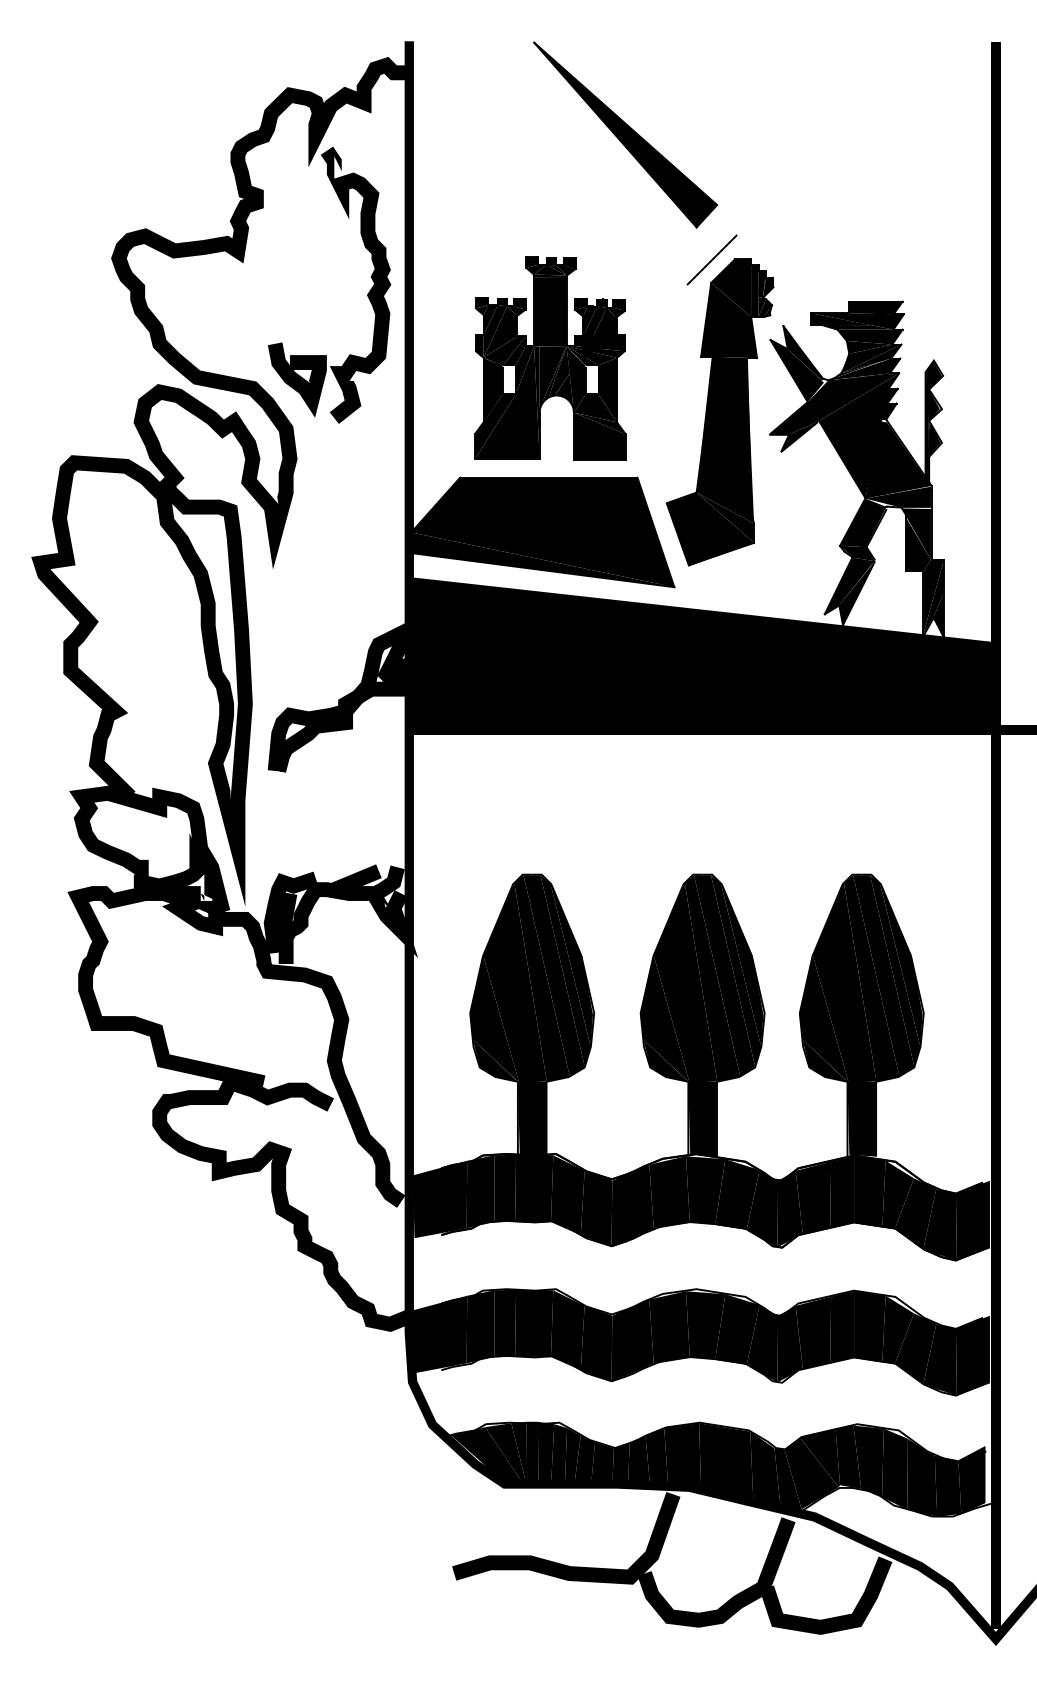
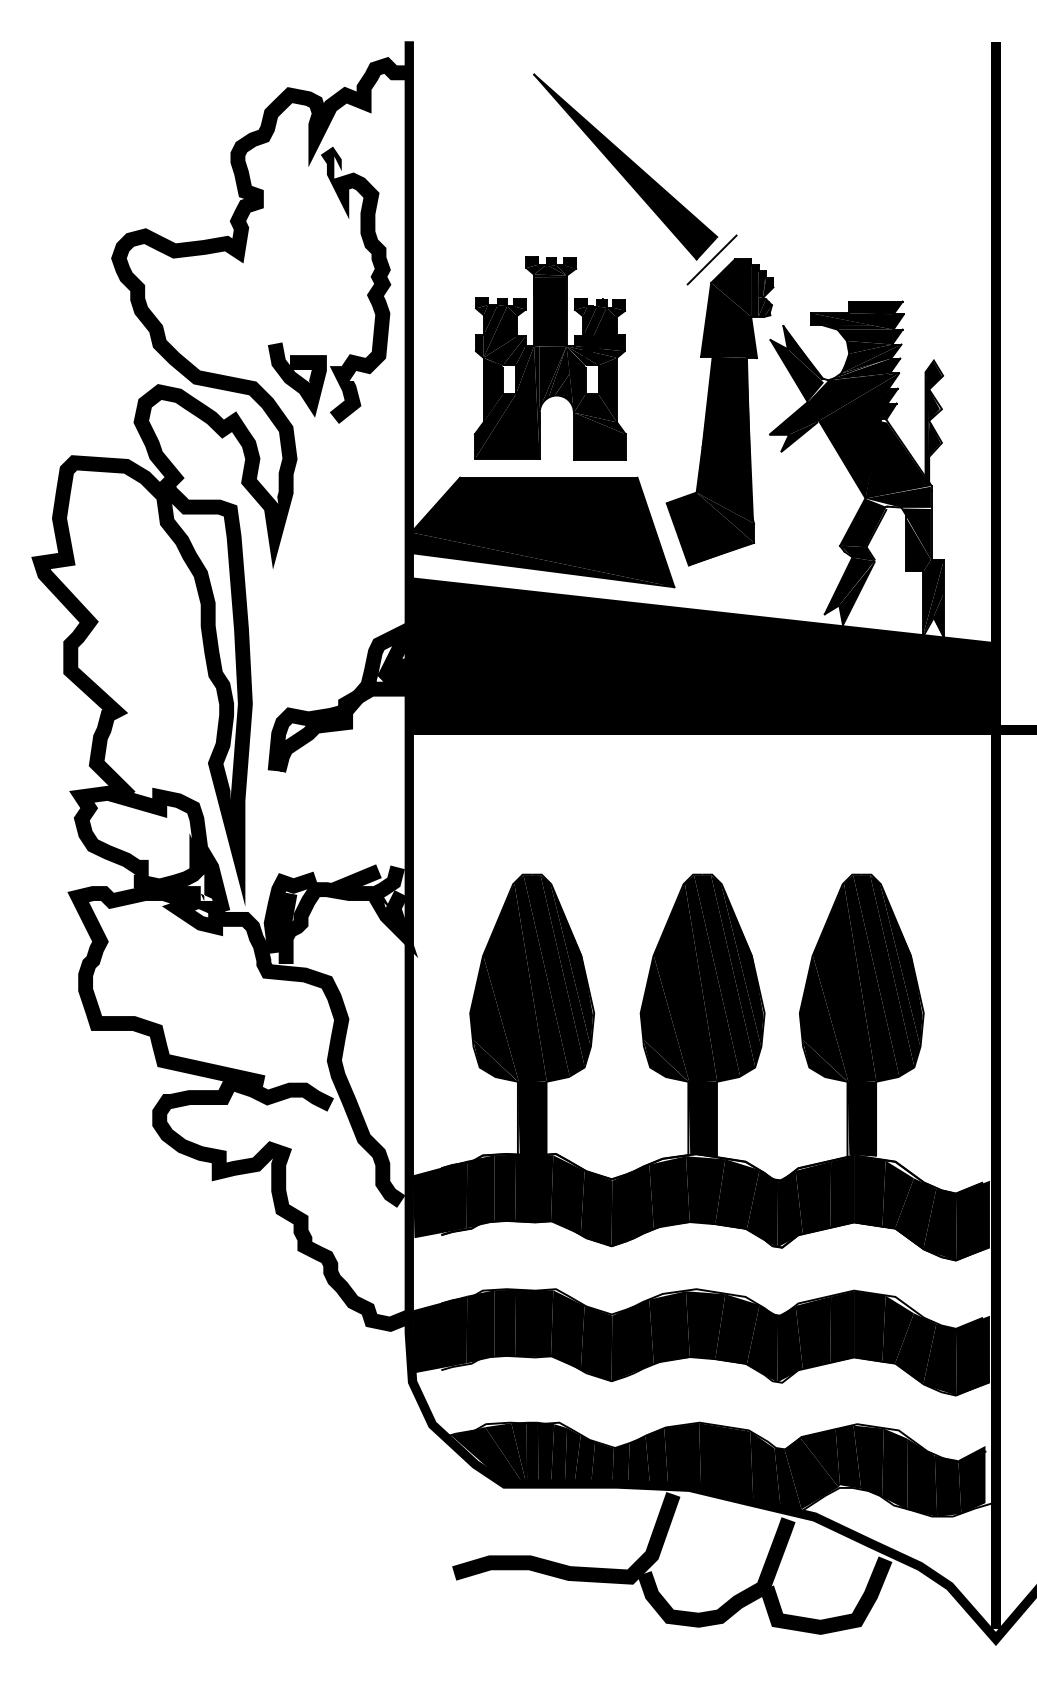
part position: (625, 134) -> (625, 166) (625, 166)
